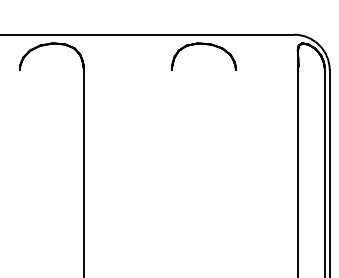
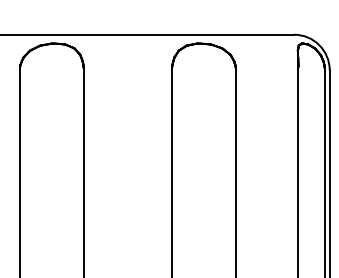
line: none -> present (20, 172)
line: none -> present (172, 172)
line: none -> present (235, 172)
